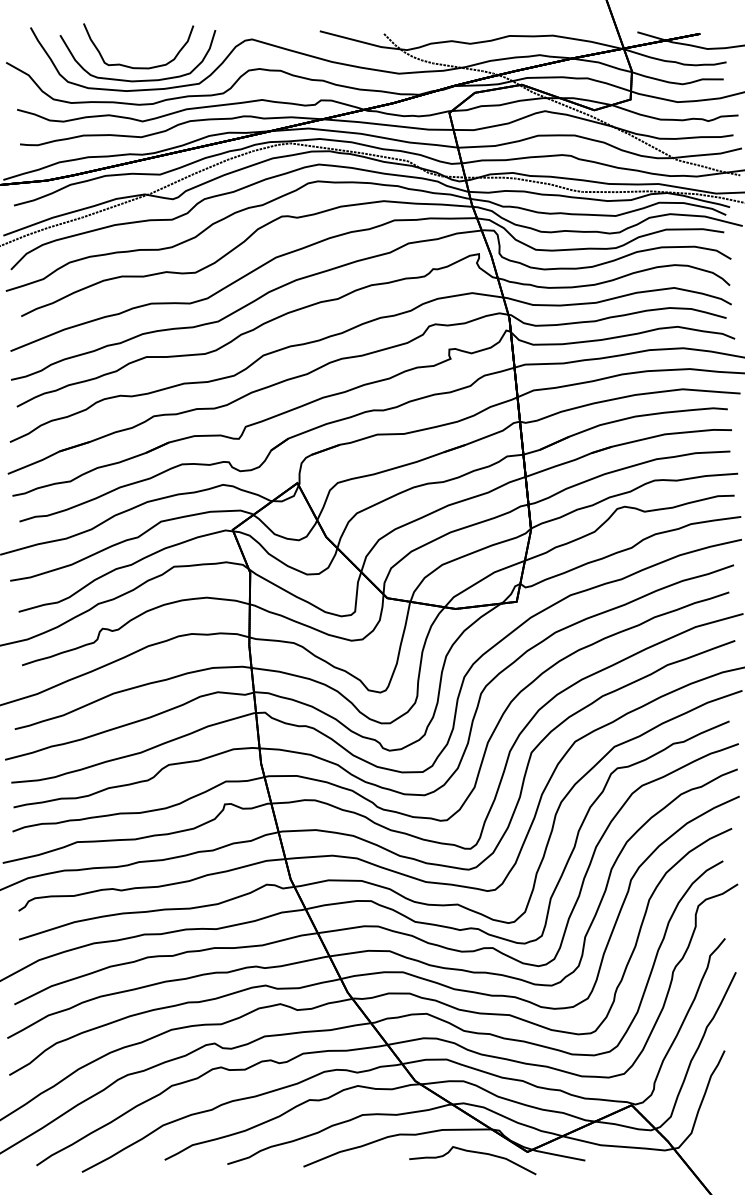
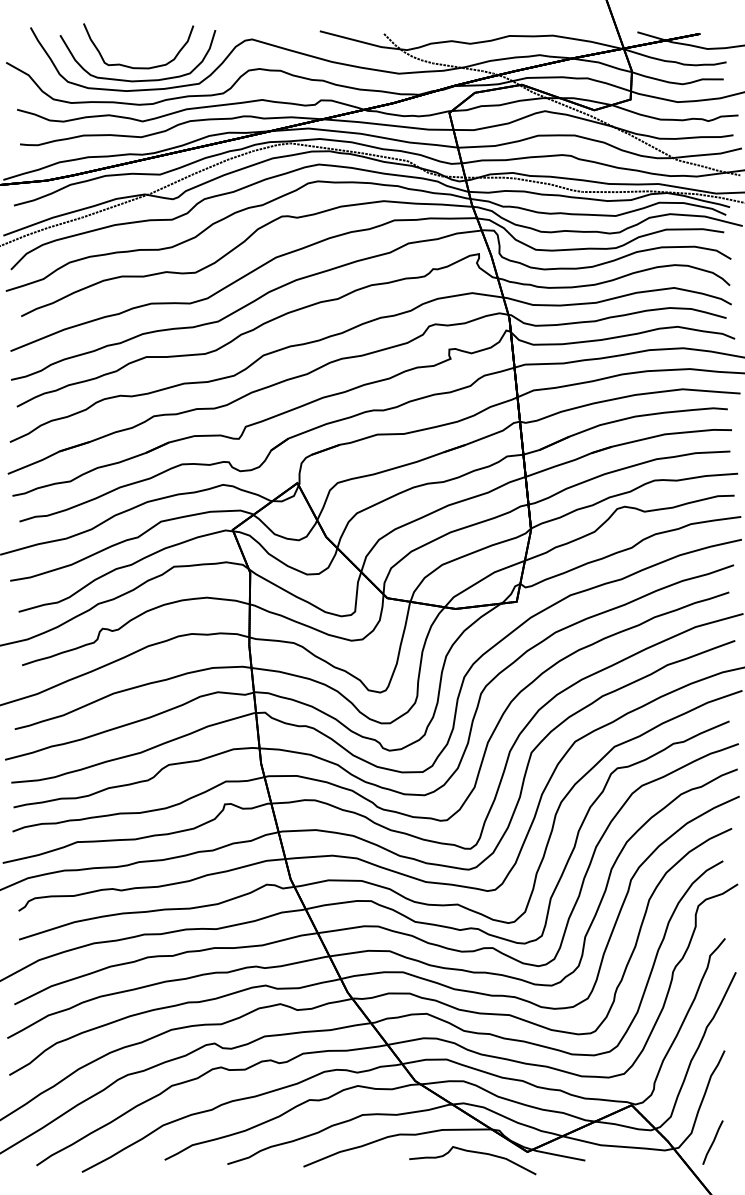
line: none -> present (712, 1142)
